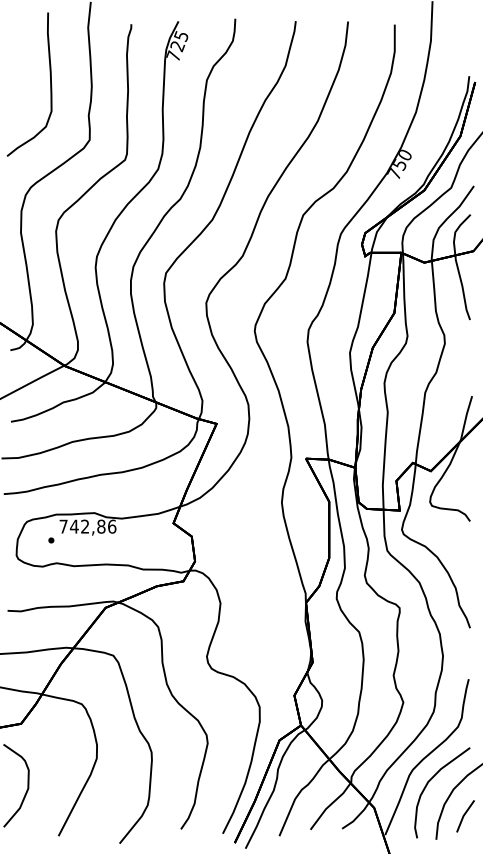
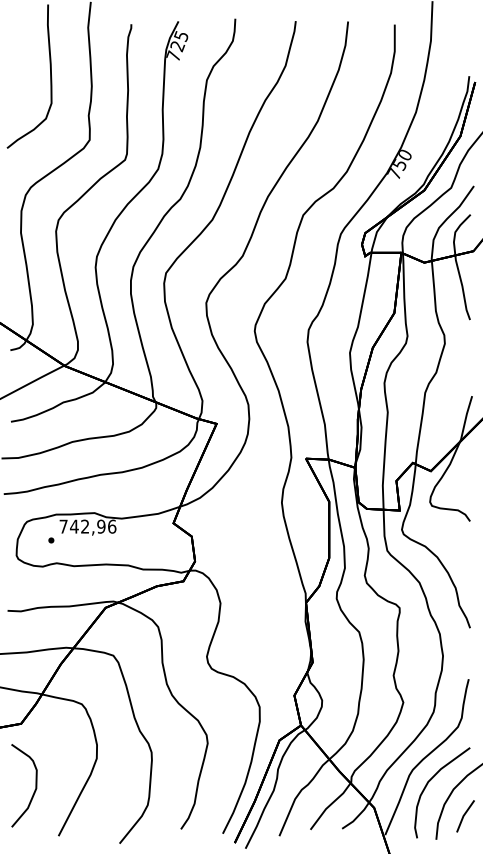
curve position: (50, 84) -> (50, 76) (50, 76)
text: 742,86 -> 742,96 (101, 526)
curve position: (26, 789) -> (34, 789) (34, 789)
